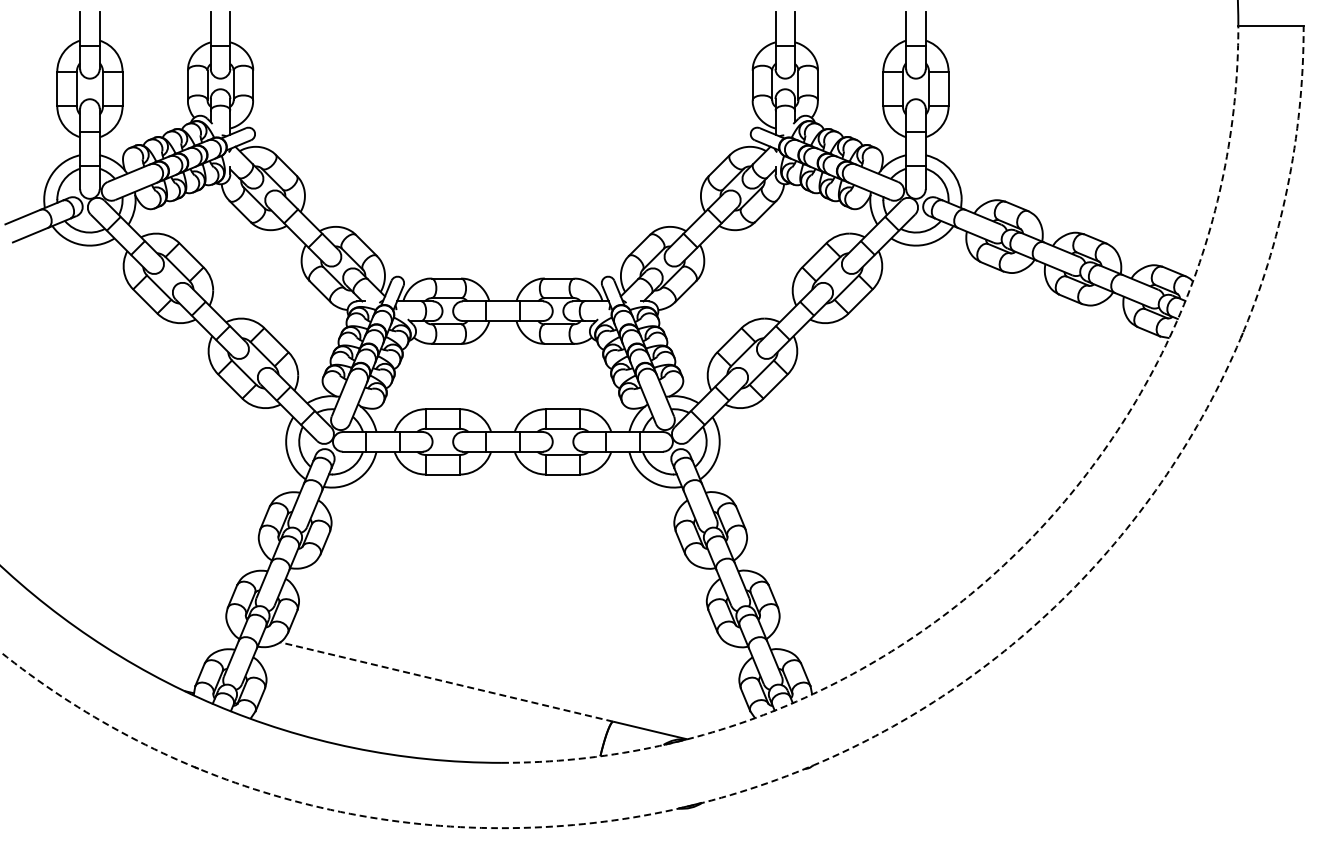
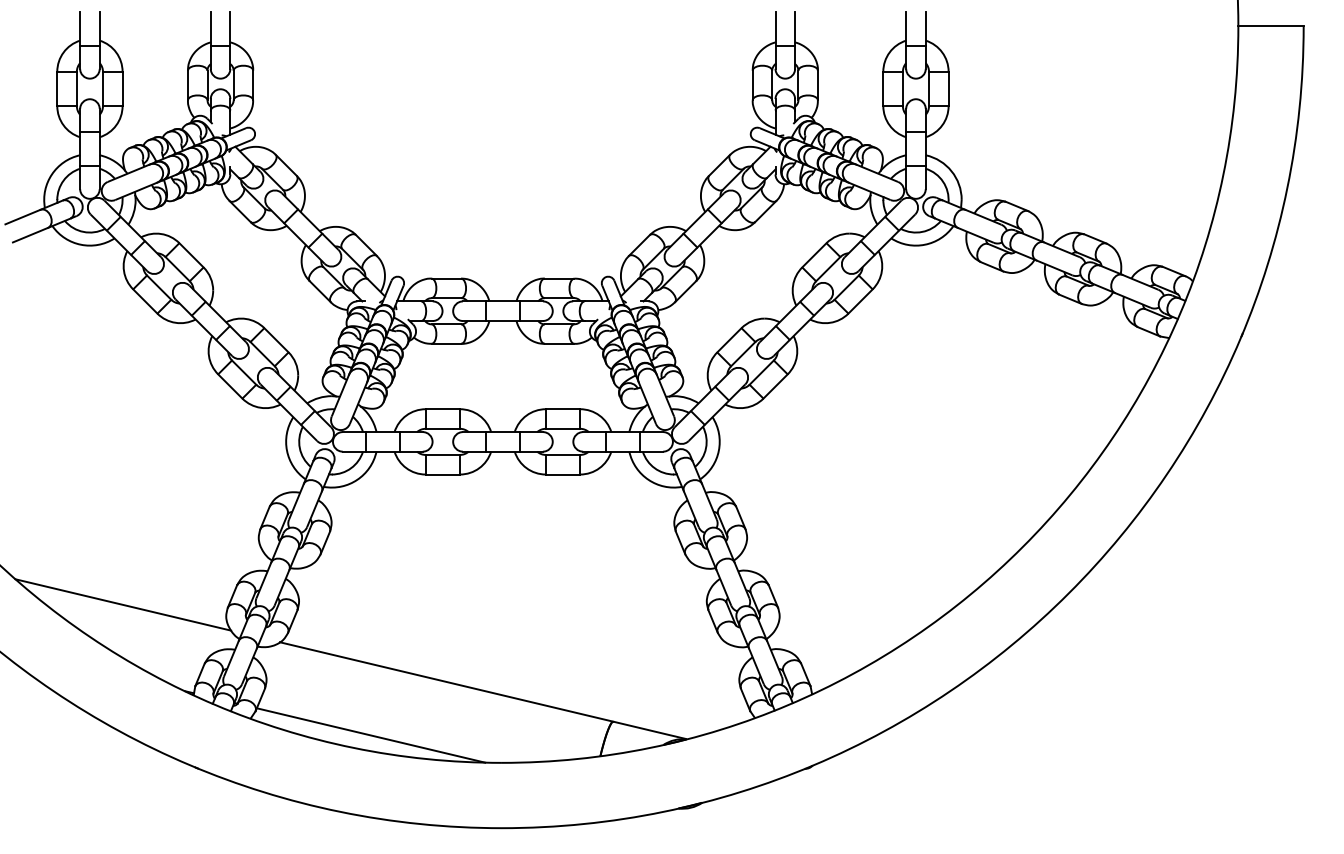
arc: dashed -> solid (1022, 547)
line: none -> present (123, 604)
line: dashed -> solid (446, 681)
line: none -> present (370, 735)
arc: dashed -> solid (850, 748)
